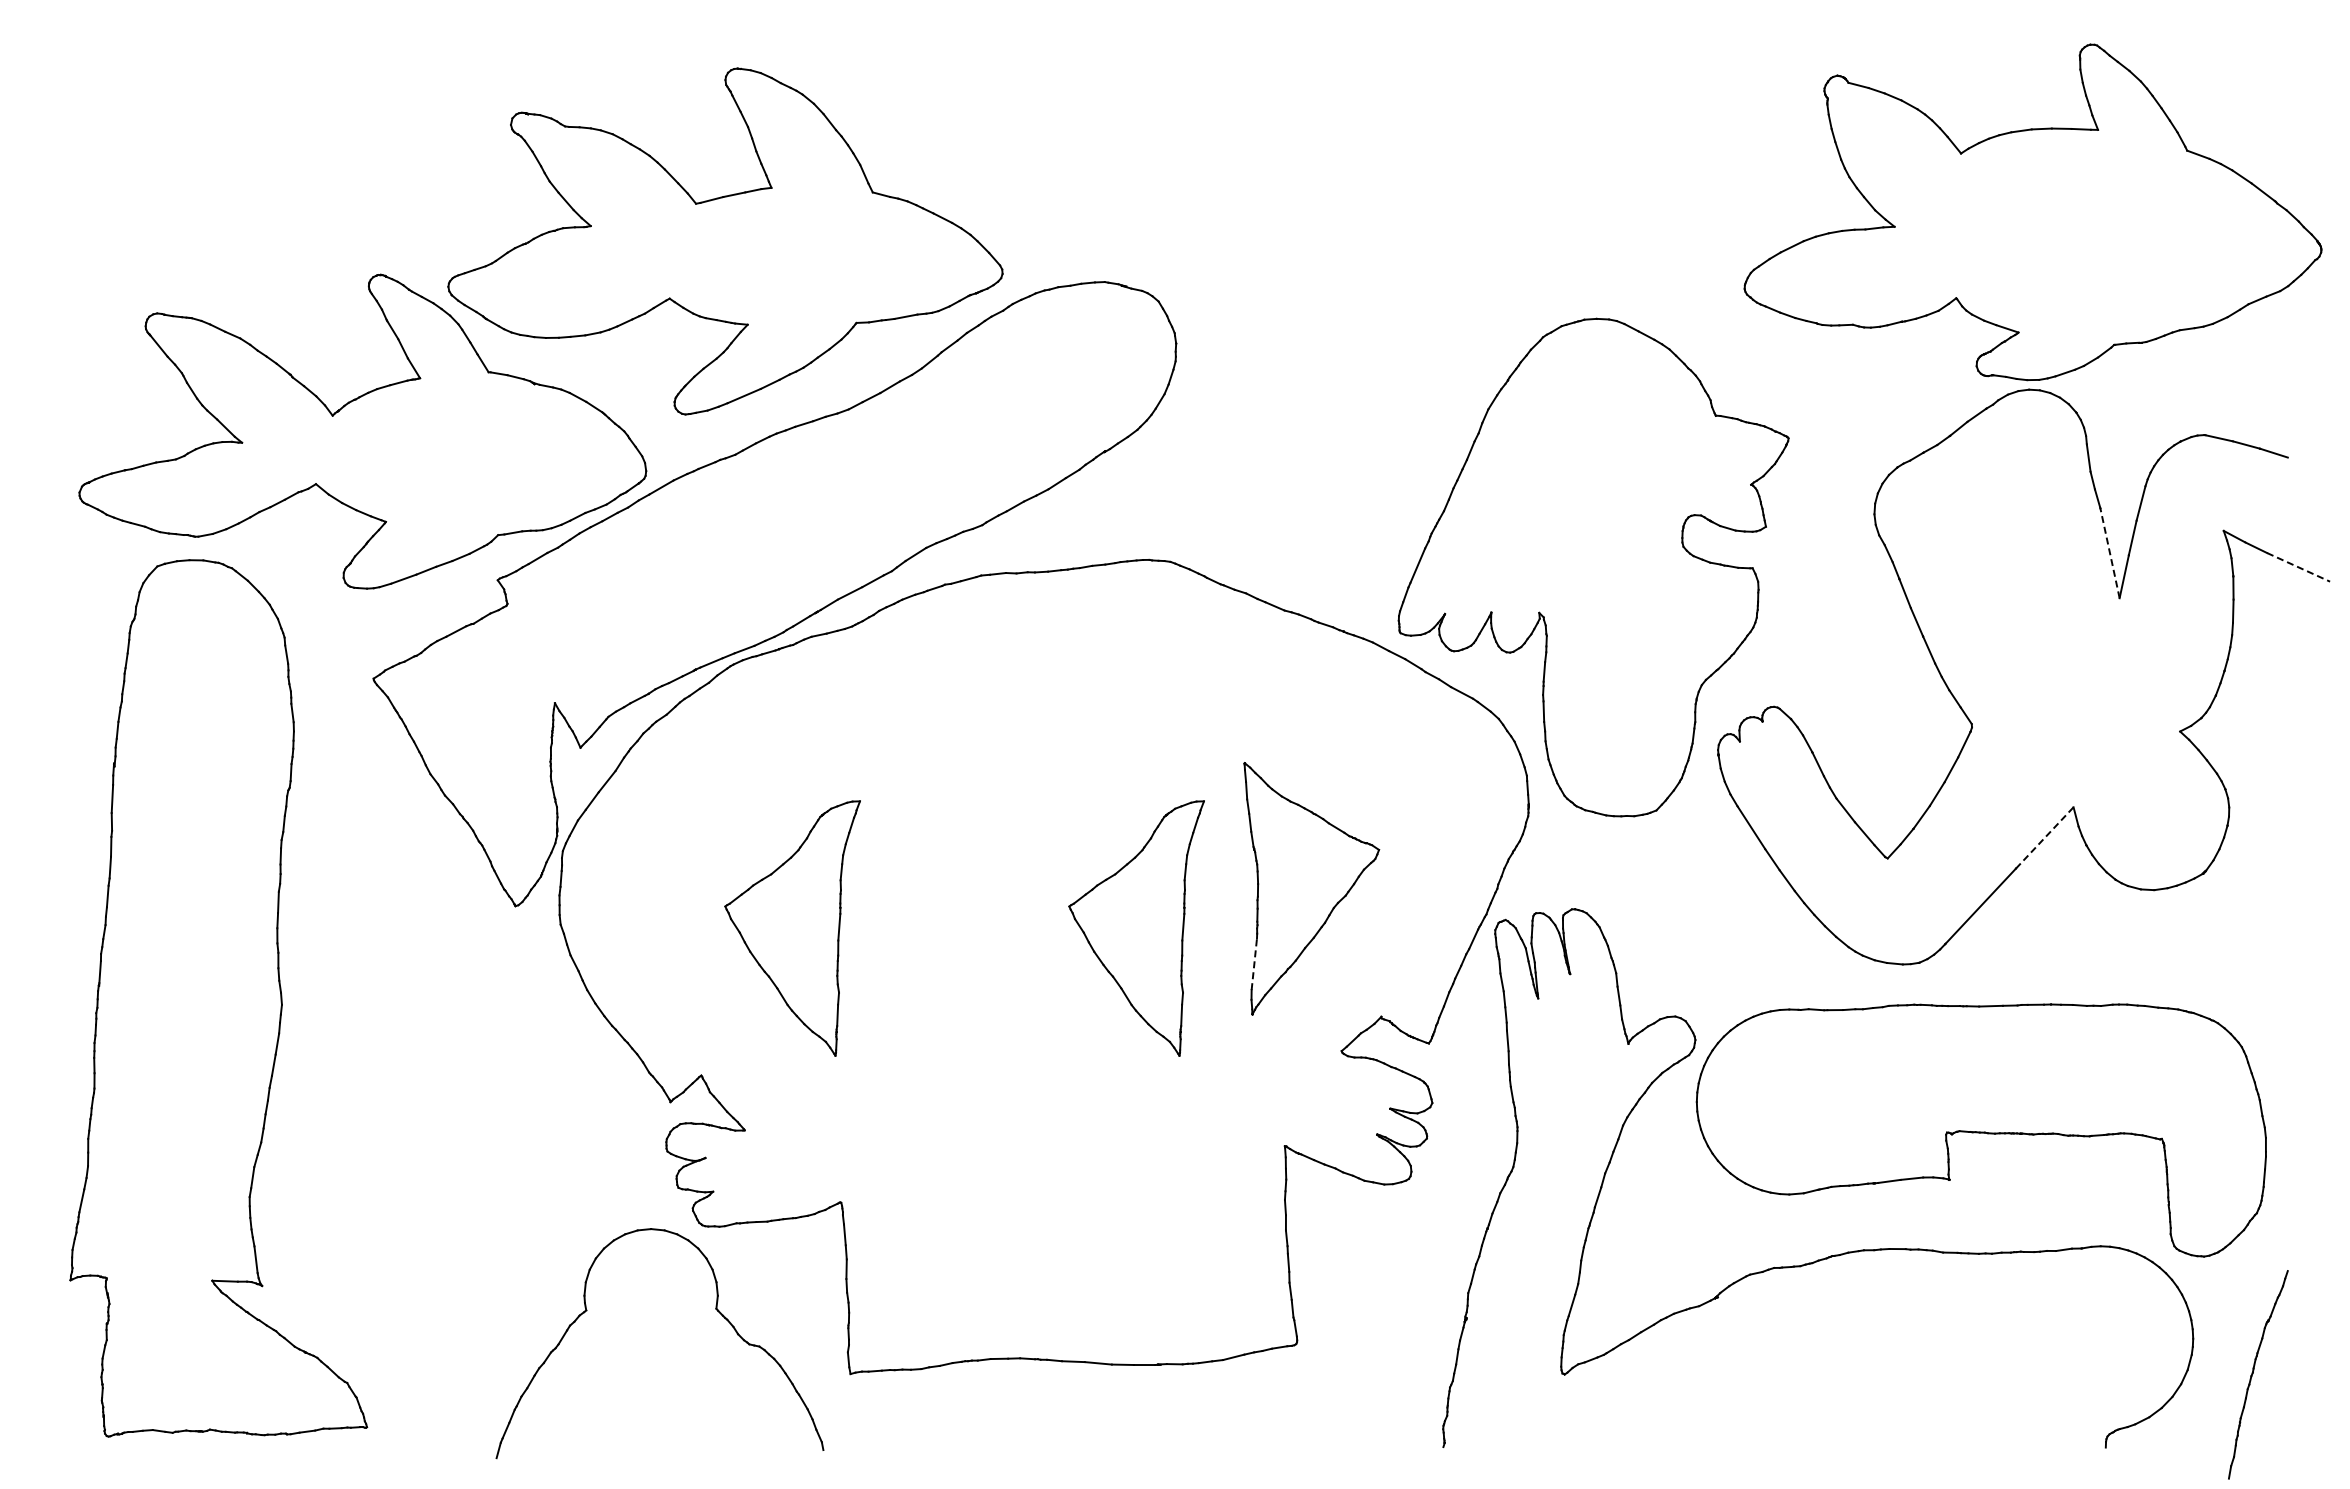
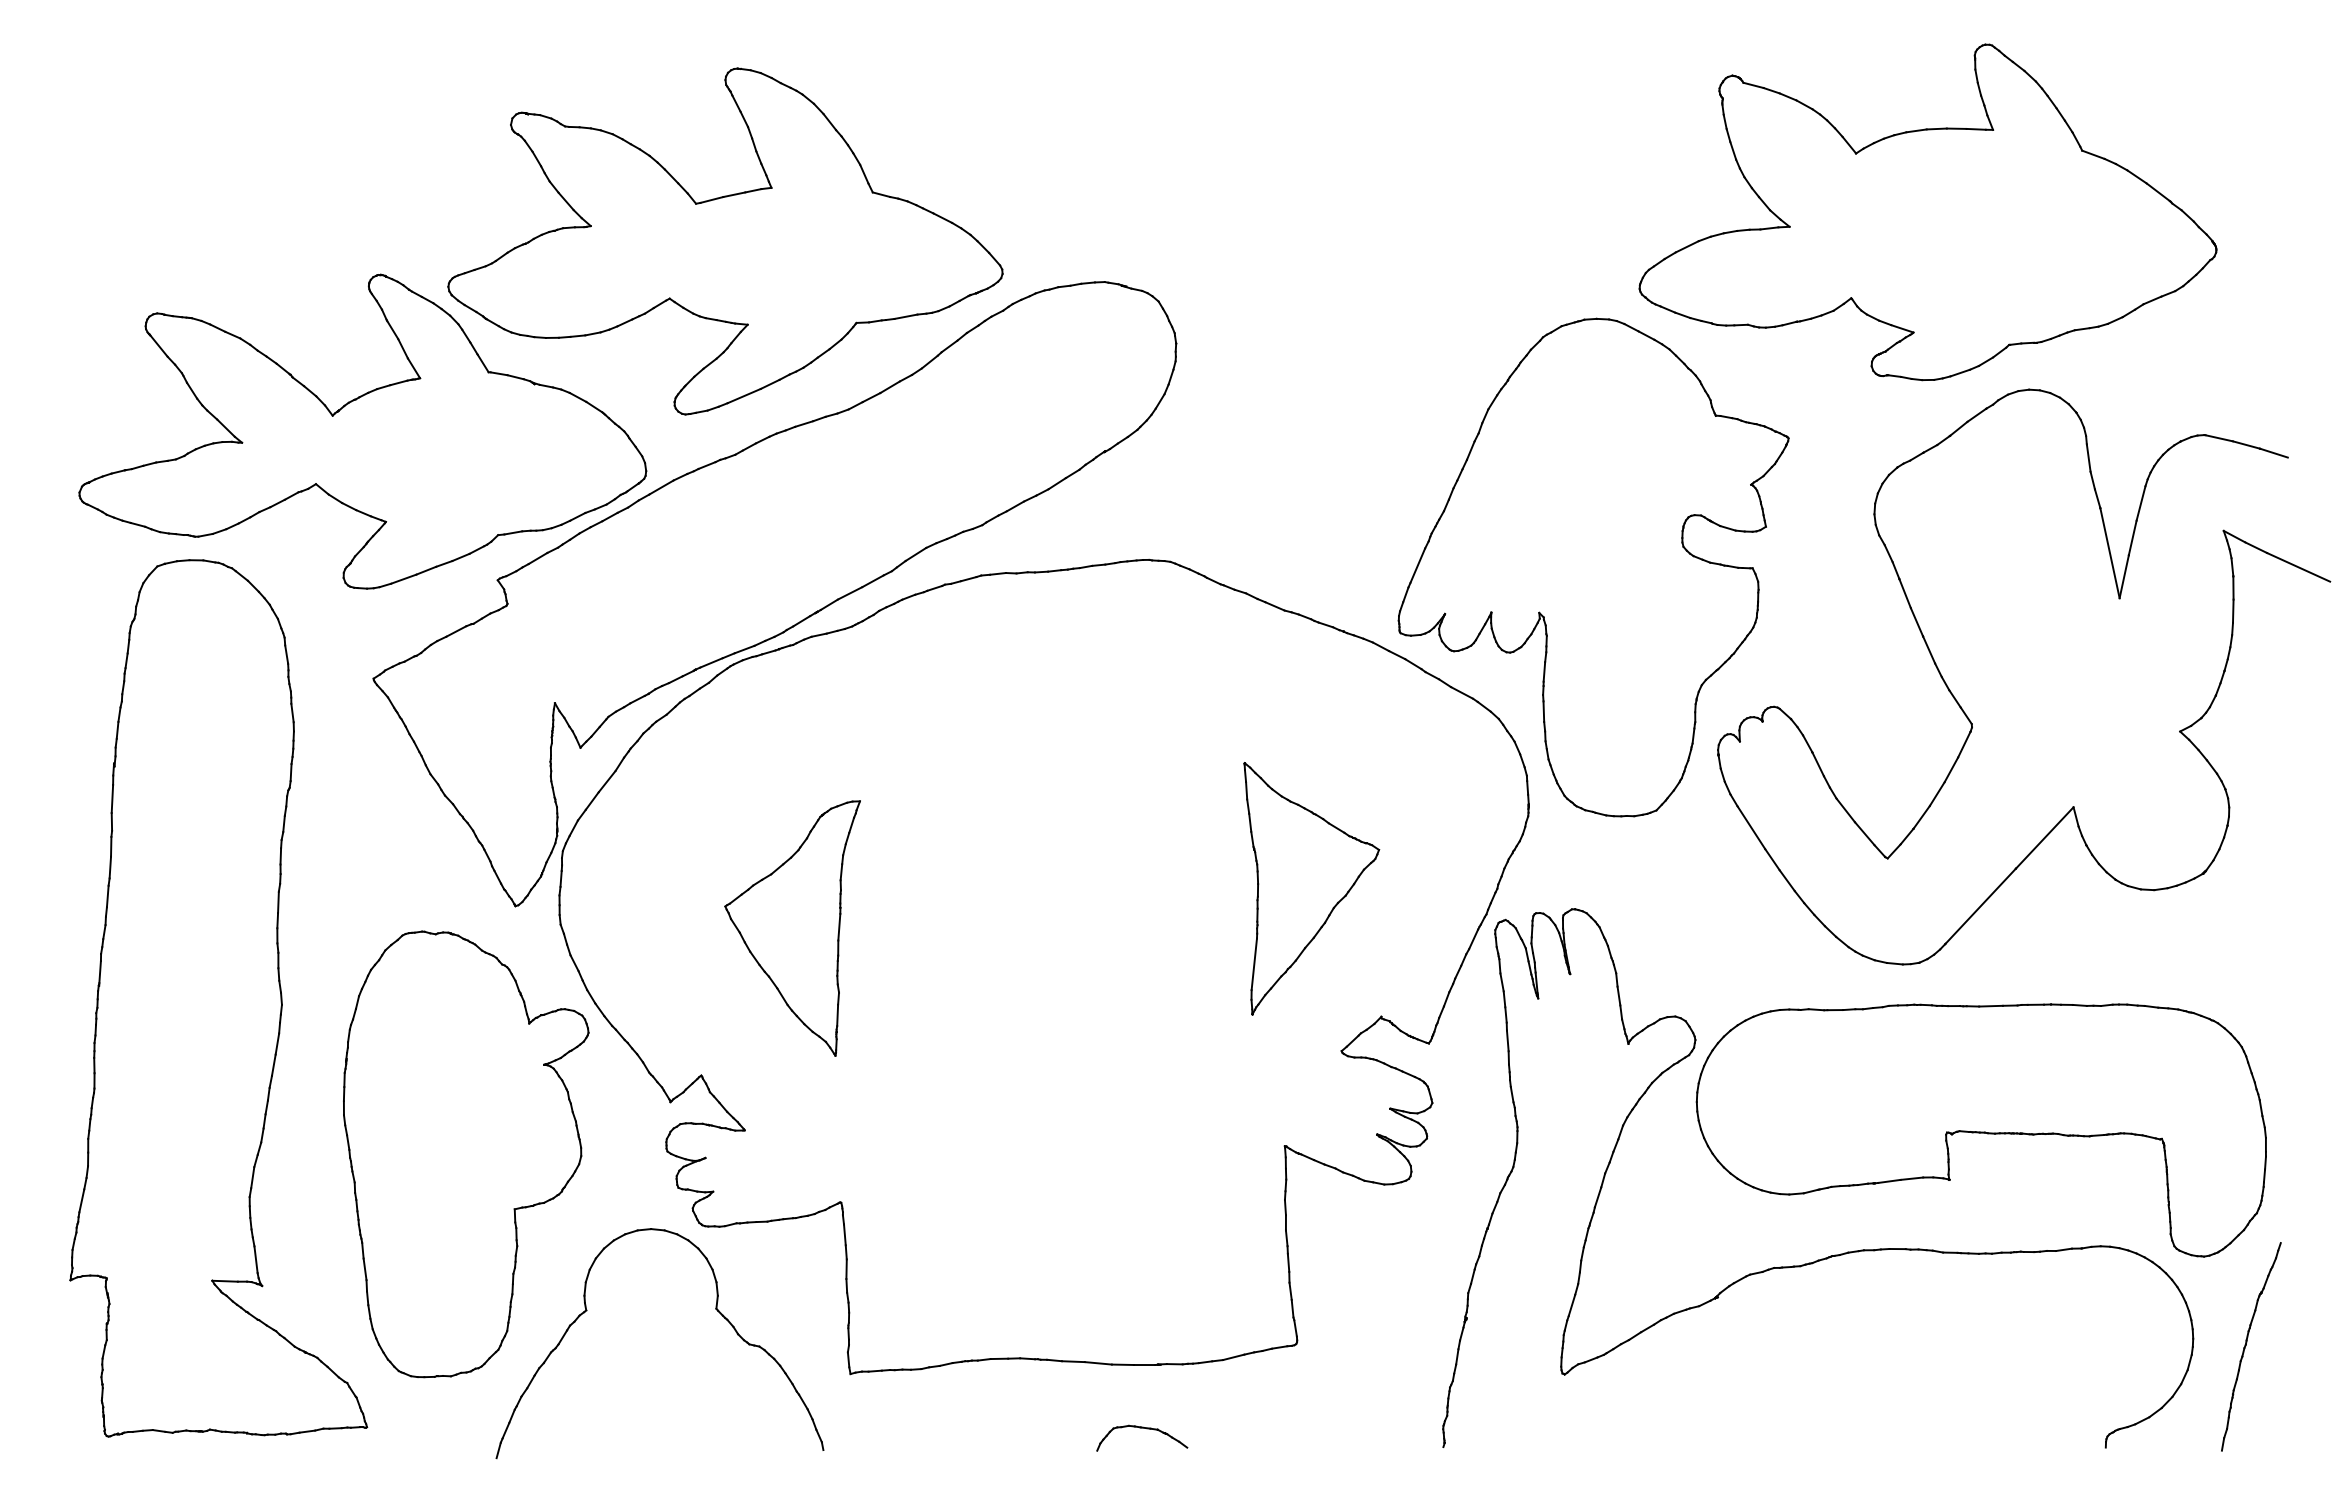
part position: (2032, 212) -> (1927, 212) (1927, 212)
line: dashed -> solid (2110, 553)
line: dashed -> solid (2298, 567)
line: dashed -> solid (2045, 837)
part: present -> none (1136, 928)
line: dashed -> solid (1254, 964)
part: none -> present (466, 1154)
part position: (2258, 1374) -> (2251, 1346) (2251, 1346)
part: none -> present (1146, 1429)
